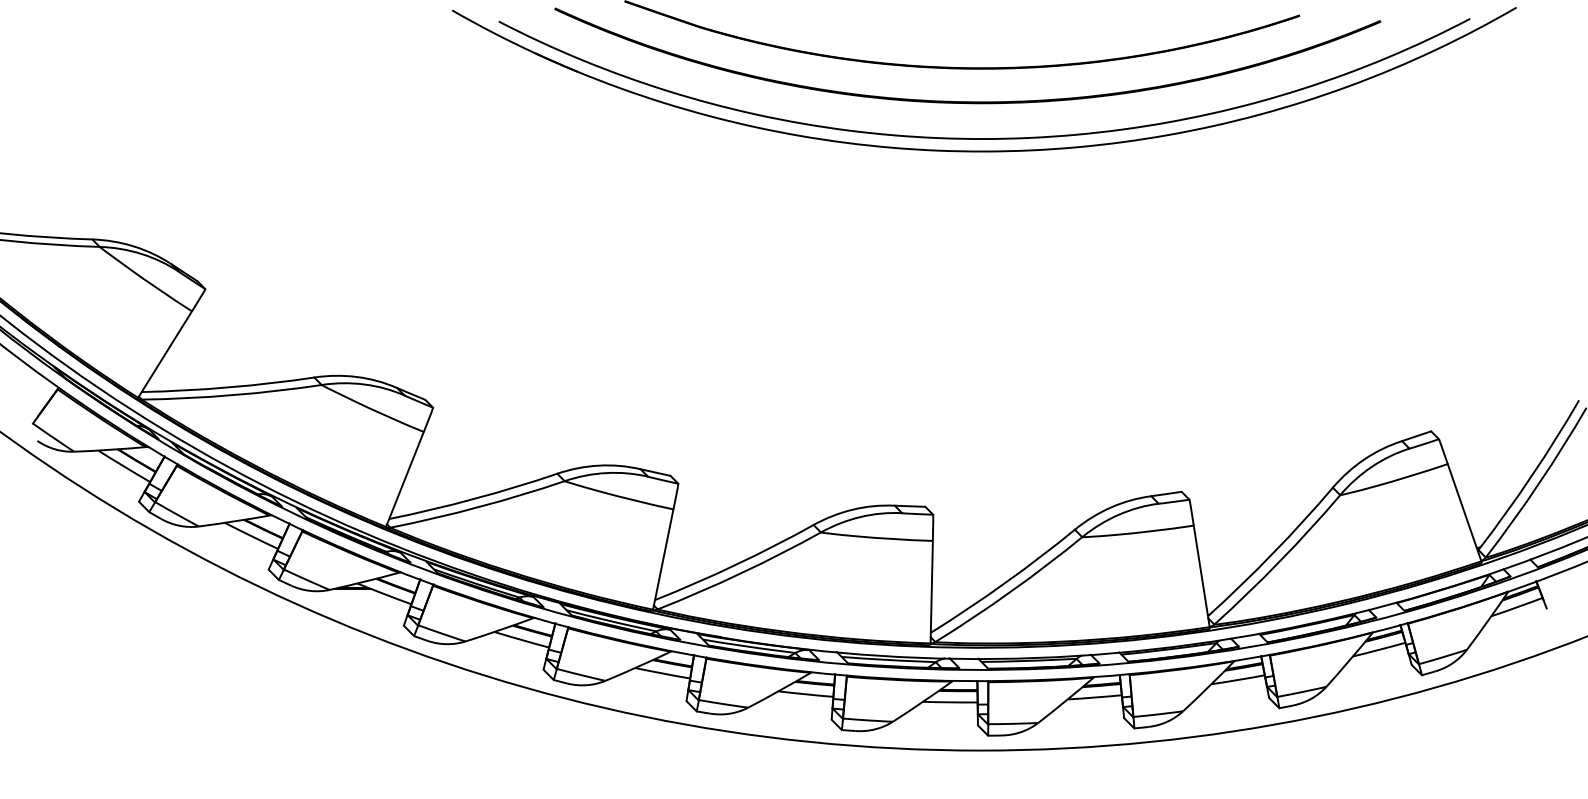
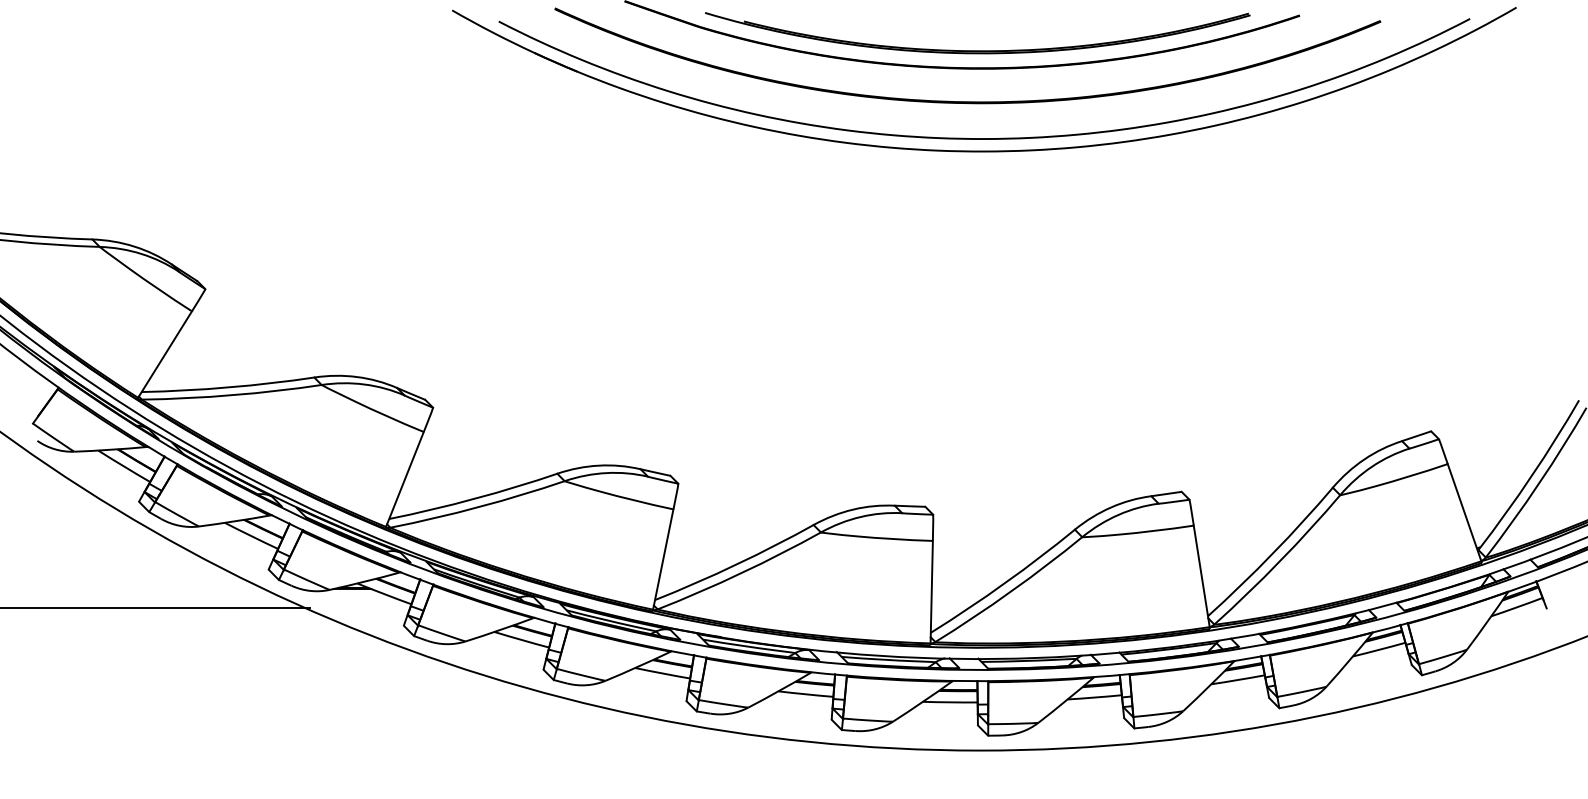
part: none -> present (977, 50)
line: none -> present (156, 608)
